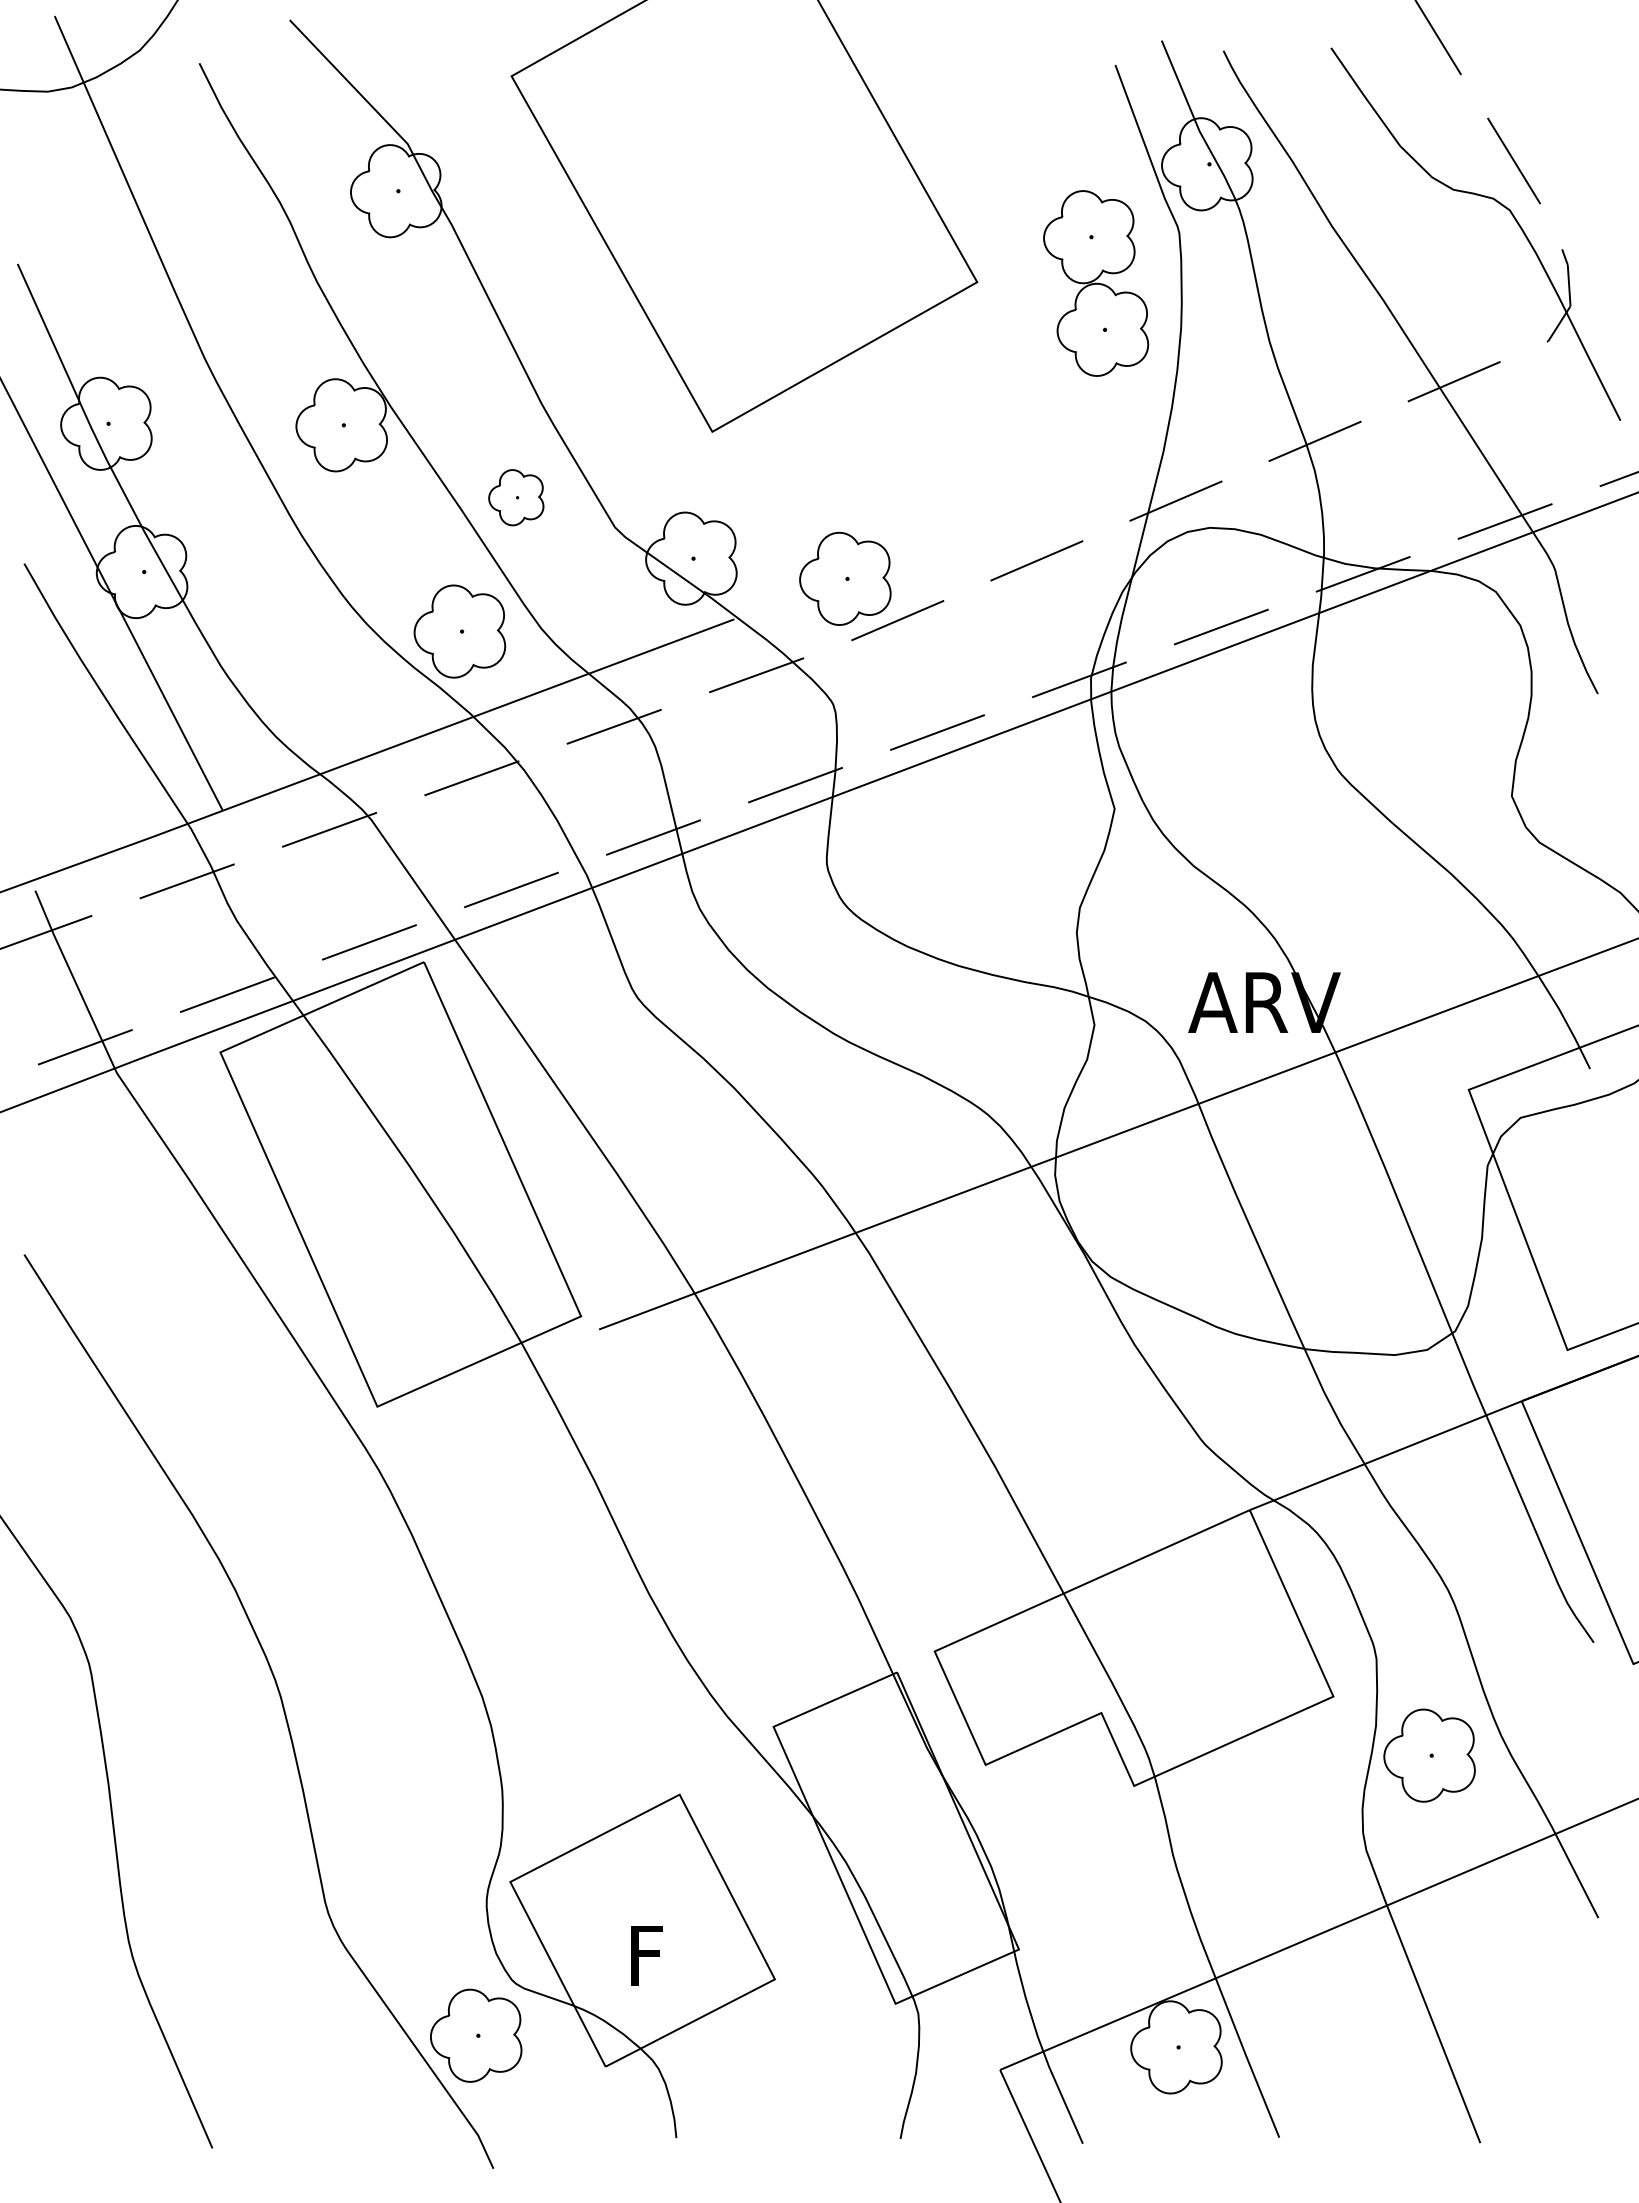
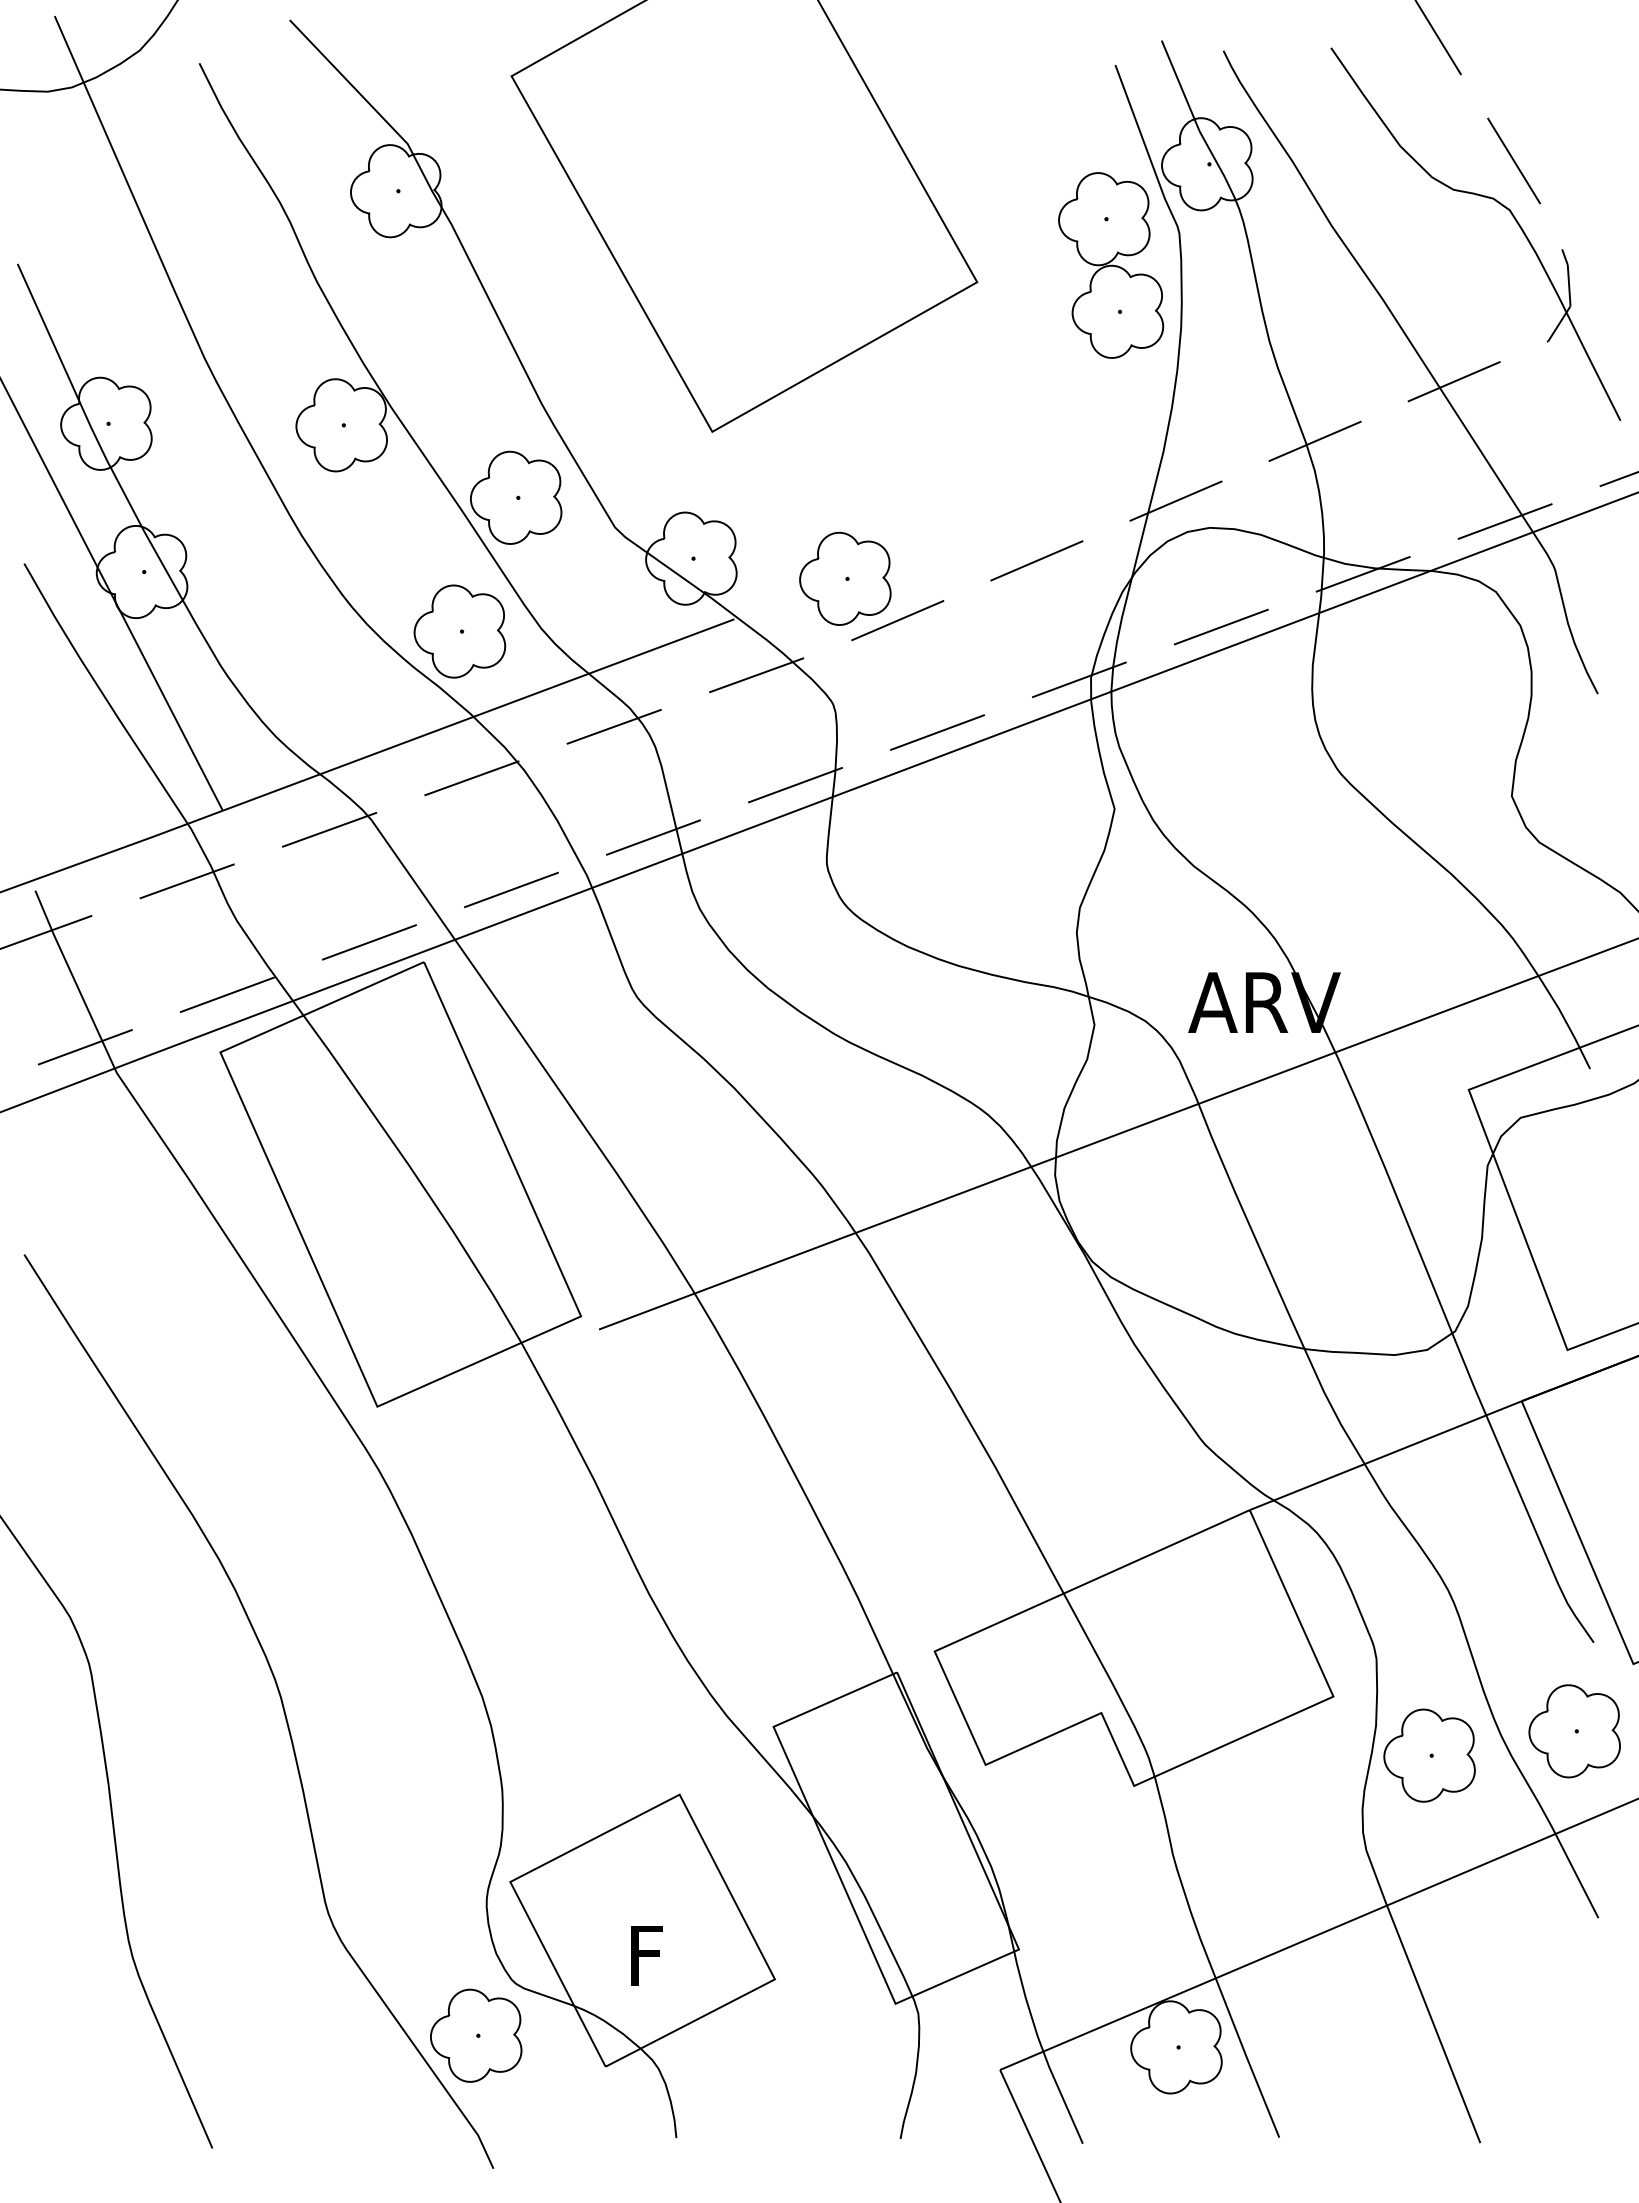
part position: (1096, 283) -> (1111, 265) (1111, 265)
part size: 57x58 px -> 93x95 px (516, 497)
part: none -> present (1574, 1731)
